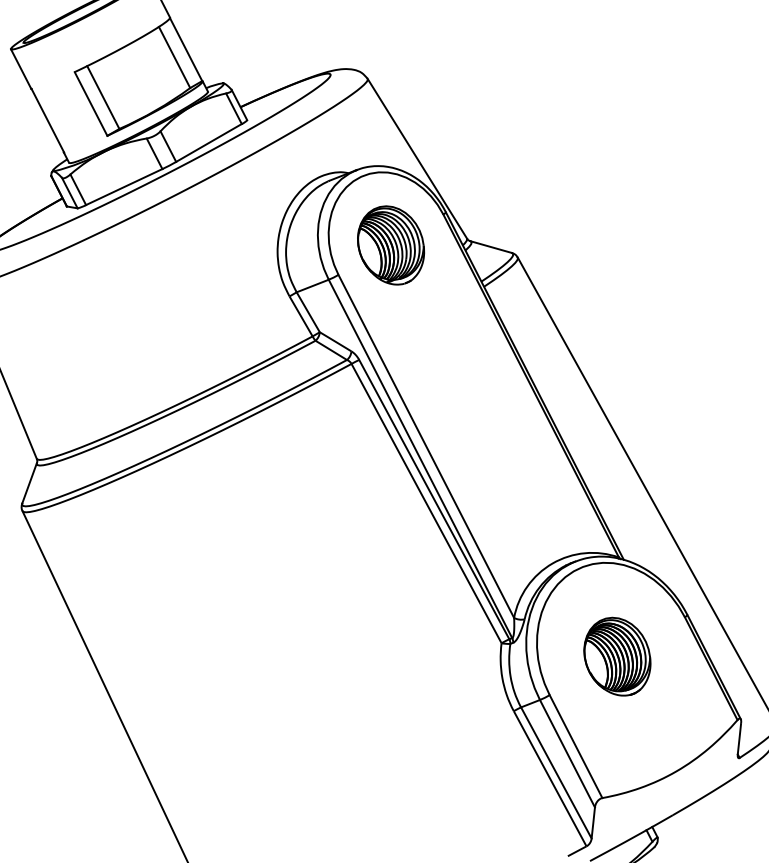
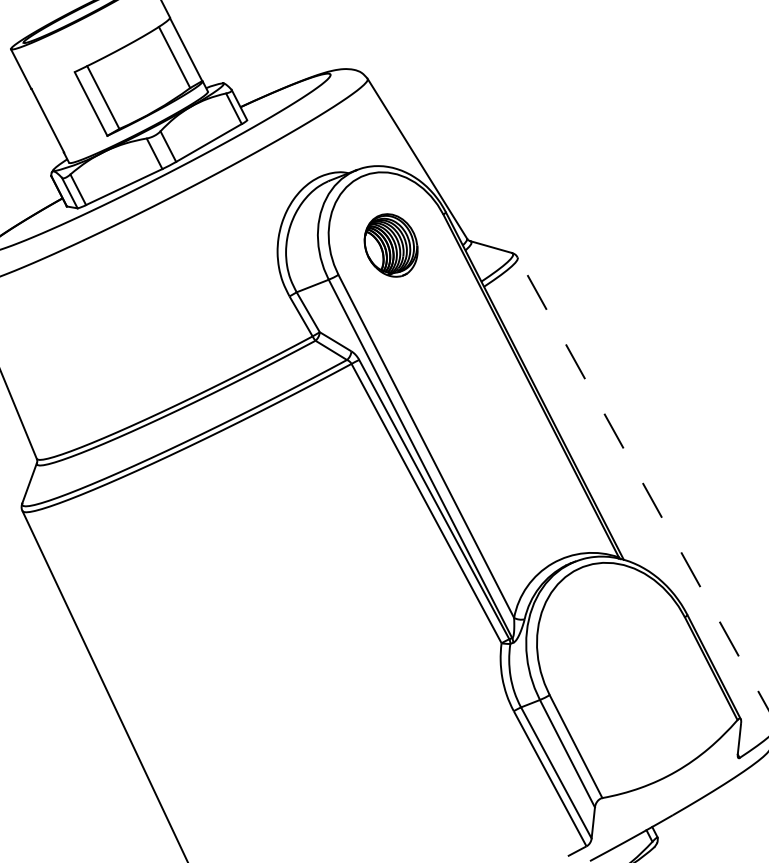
part size: 69x81 px -> 56x65 px (390, 245)
line: solid -> dashed (643, 483)
part: present -> none (617, 656)
